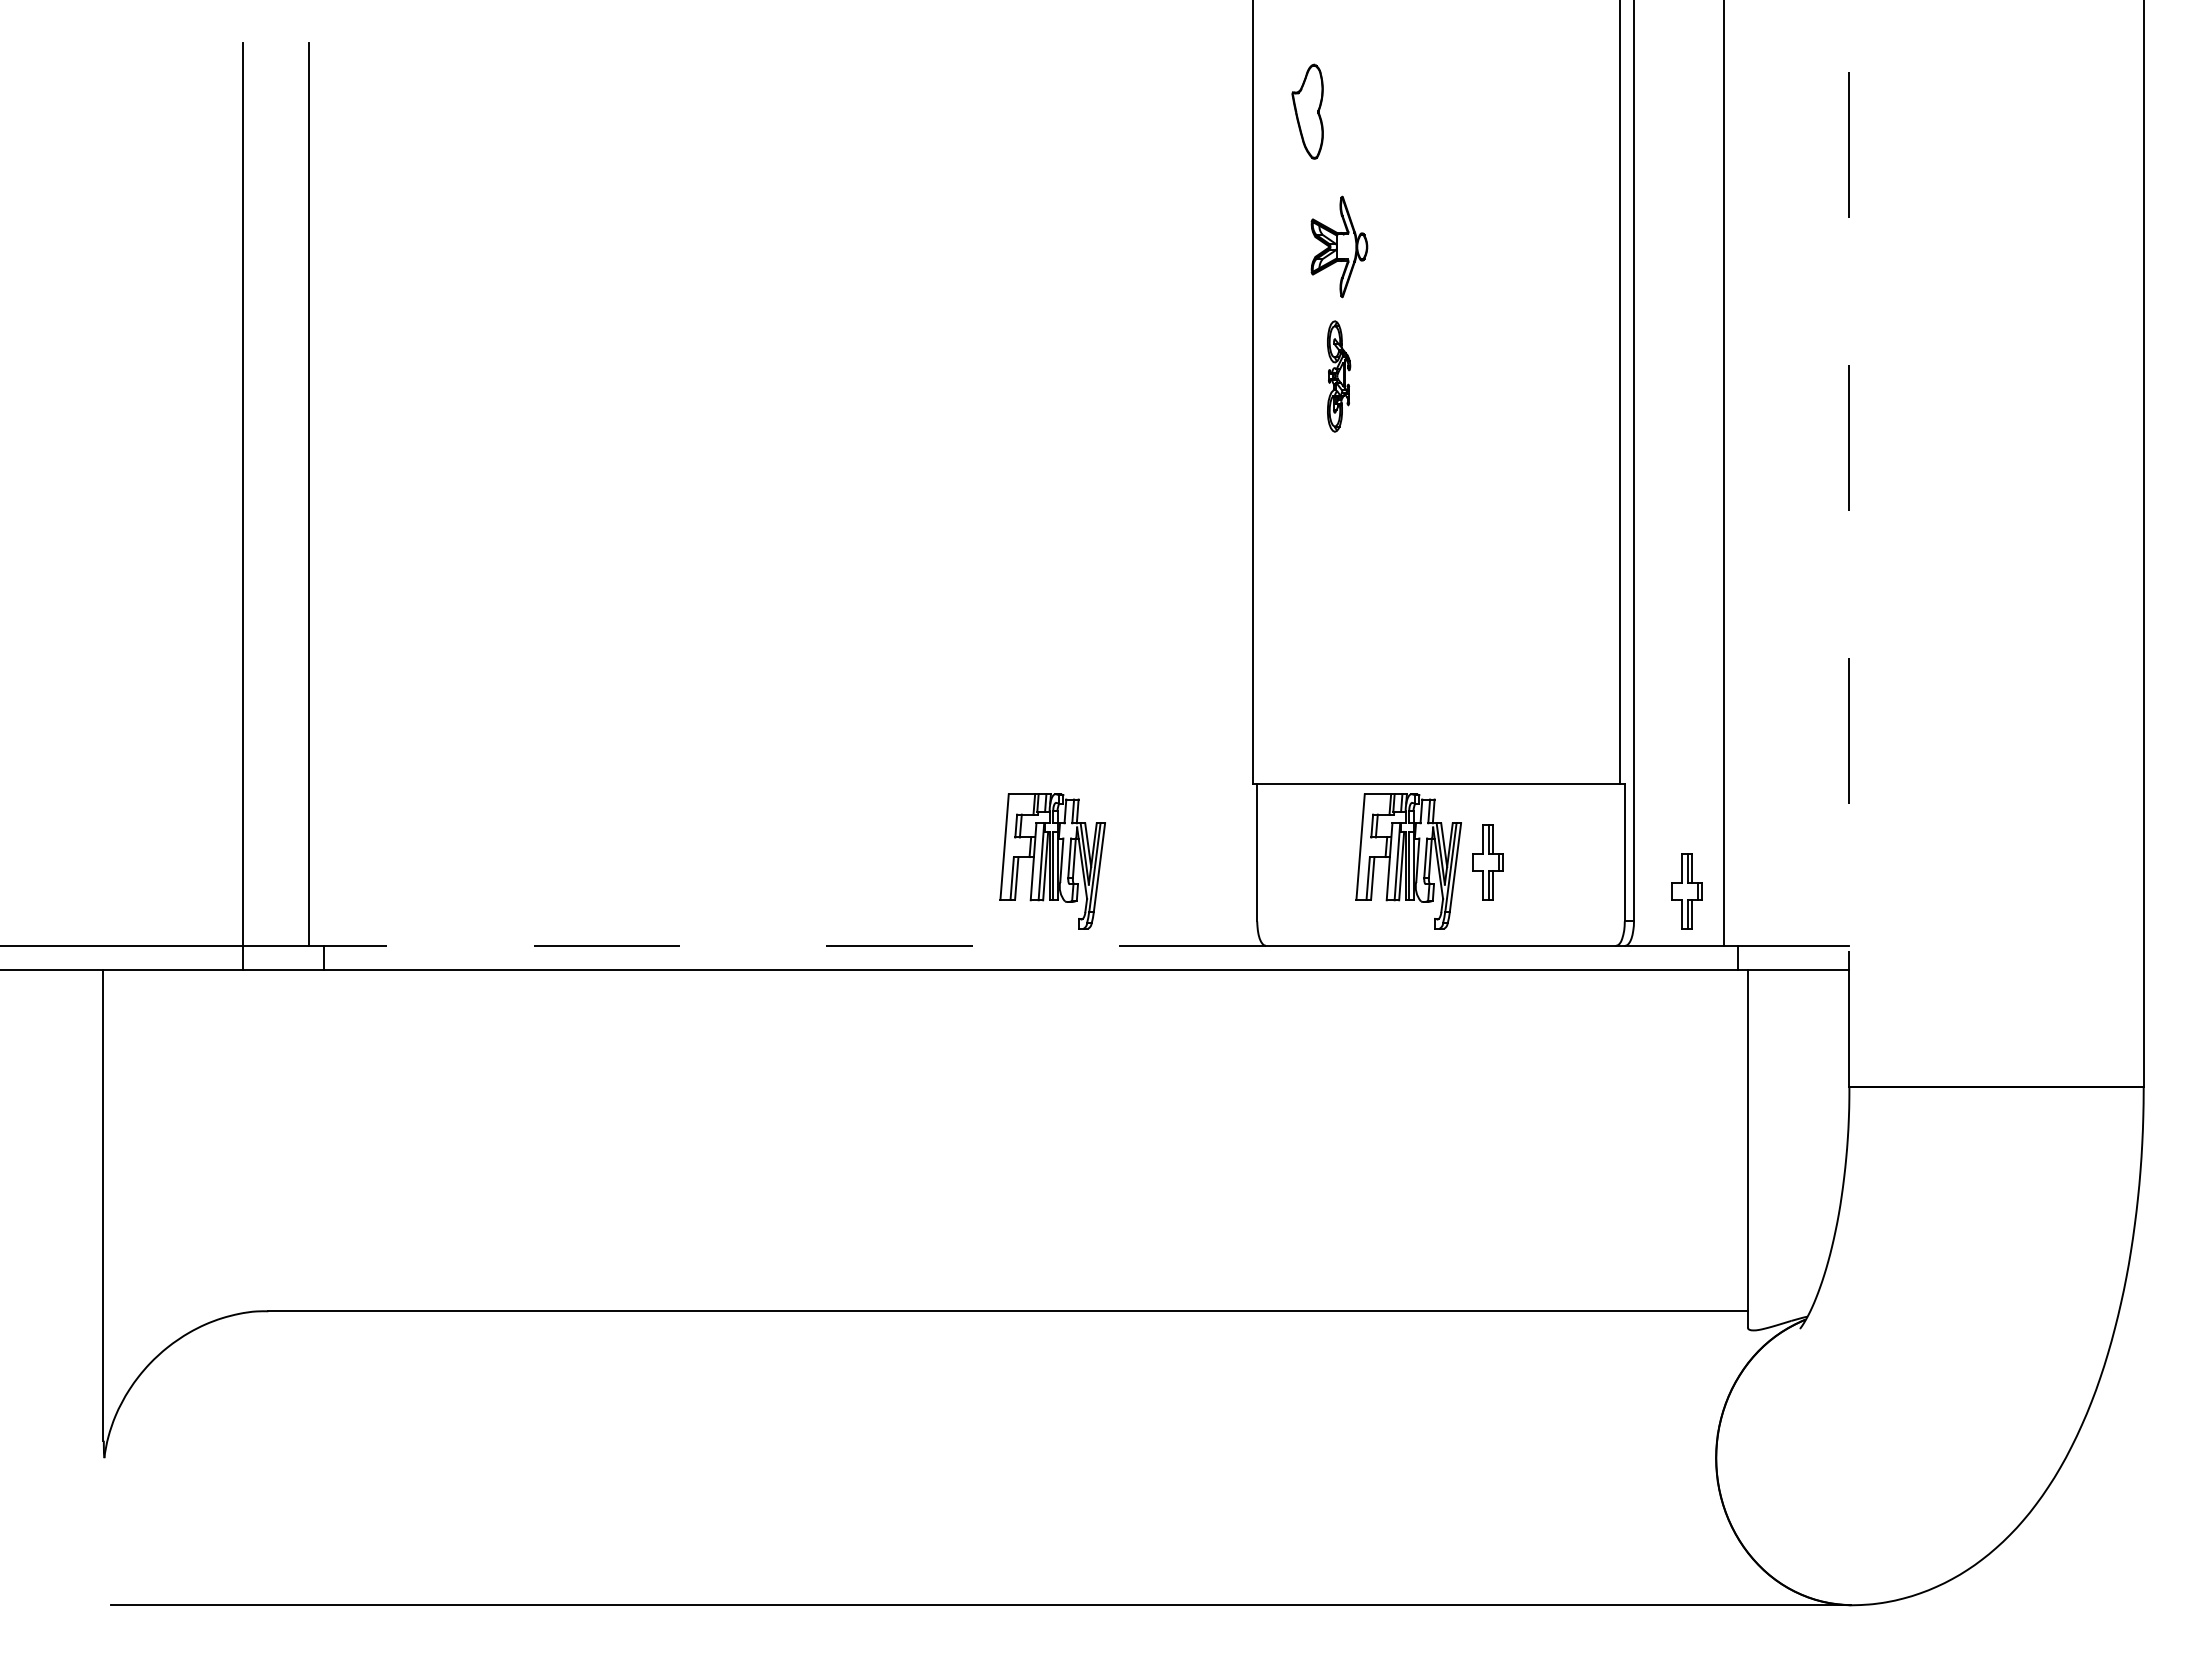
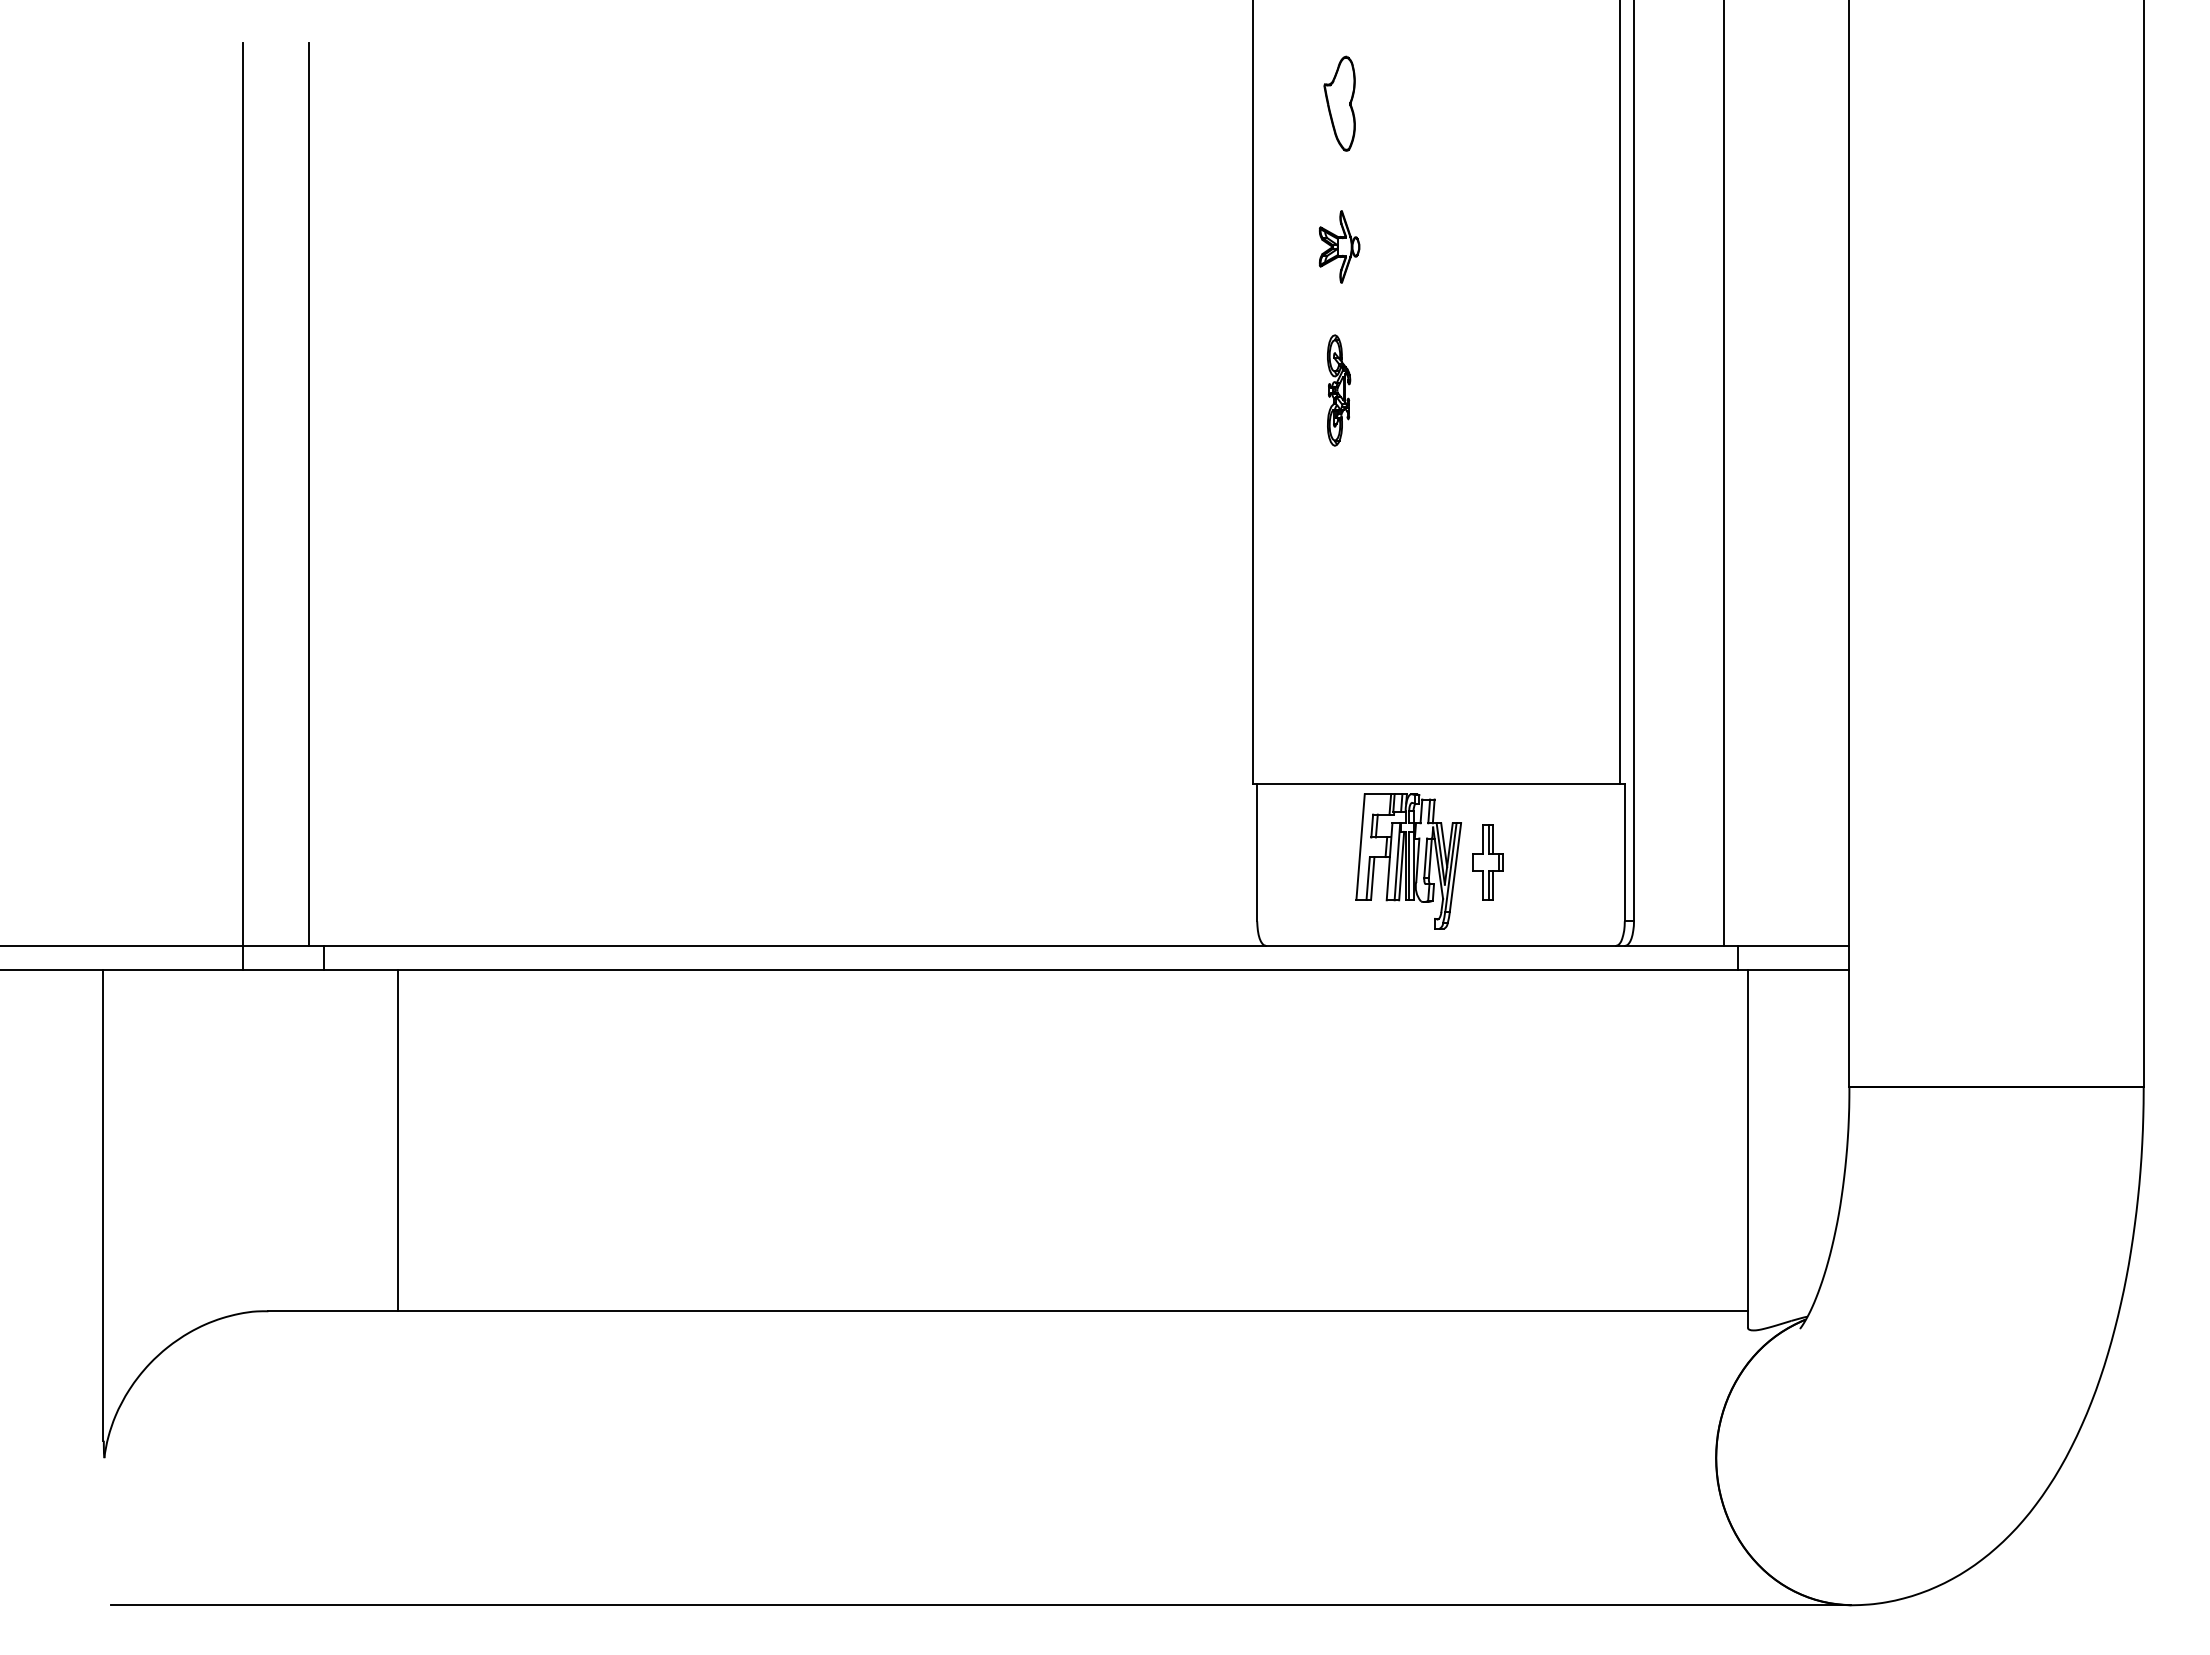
part position: (1307, 111) -> (1339, 103) (1339, 103)
part size: 59x104 px -> 42x74 px (1339, 246)
part position: (1339, 376) -> (1339, 390) (1339, 390)
line: dashed -> solid (1849, 544)
part: present -> none (1052, 861)
part: present -> none (1686, 891)
line: dashed -> solid (786, 945)
line: none -> present (397, 1139)
